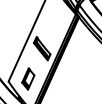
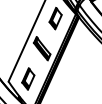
part: none -> present (55, 18)
